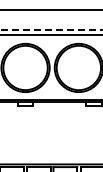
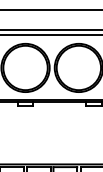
line: dashed -> solid (51, 30)
